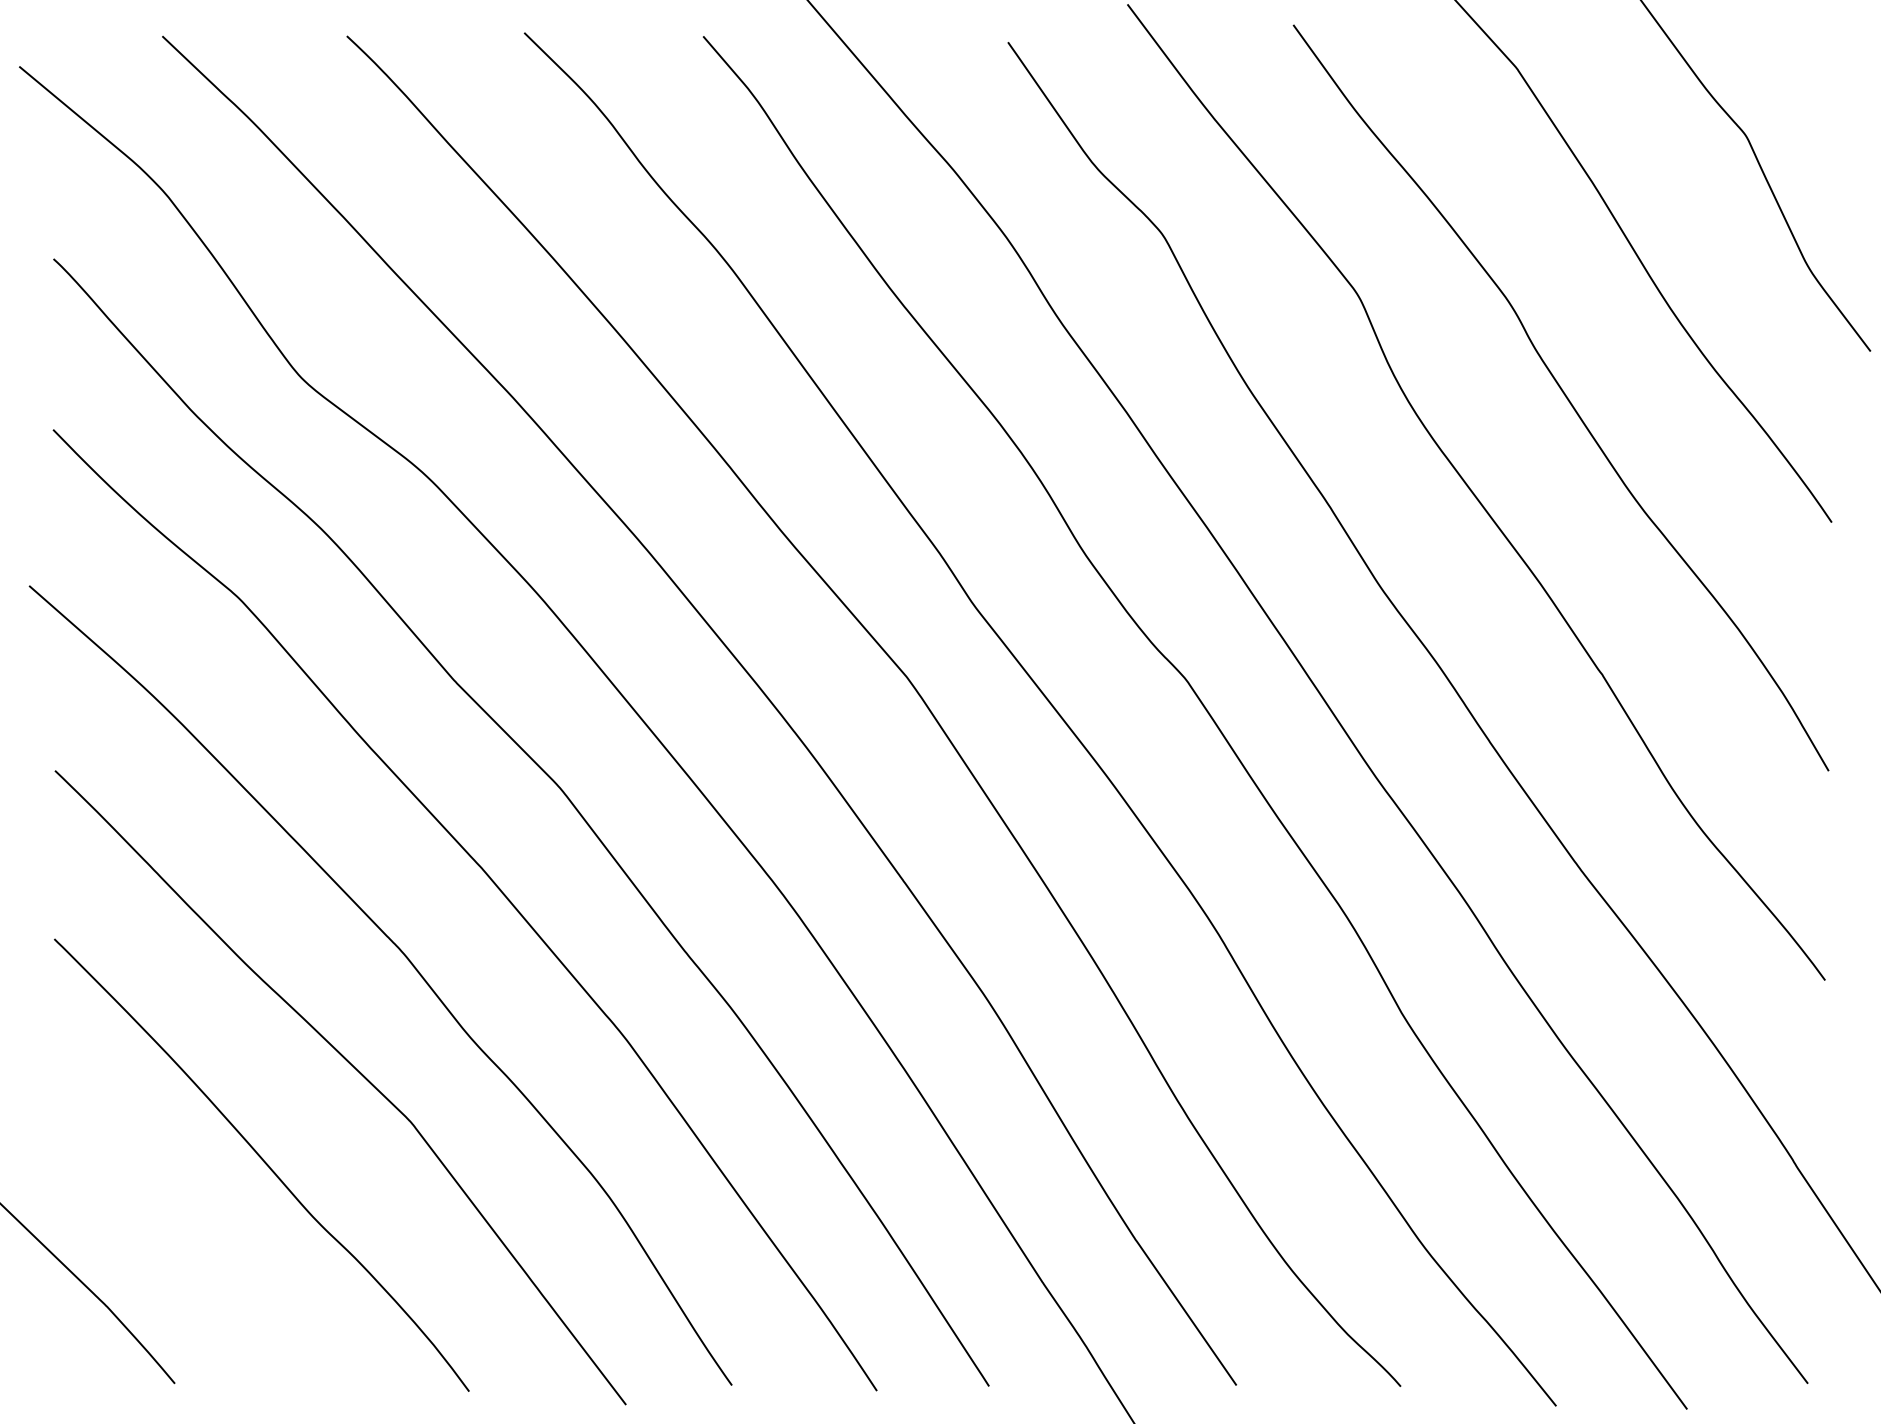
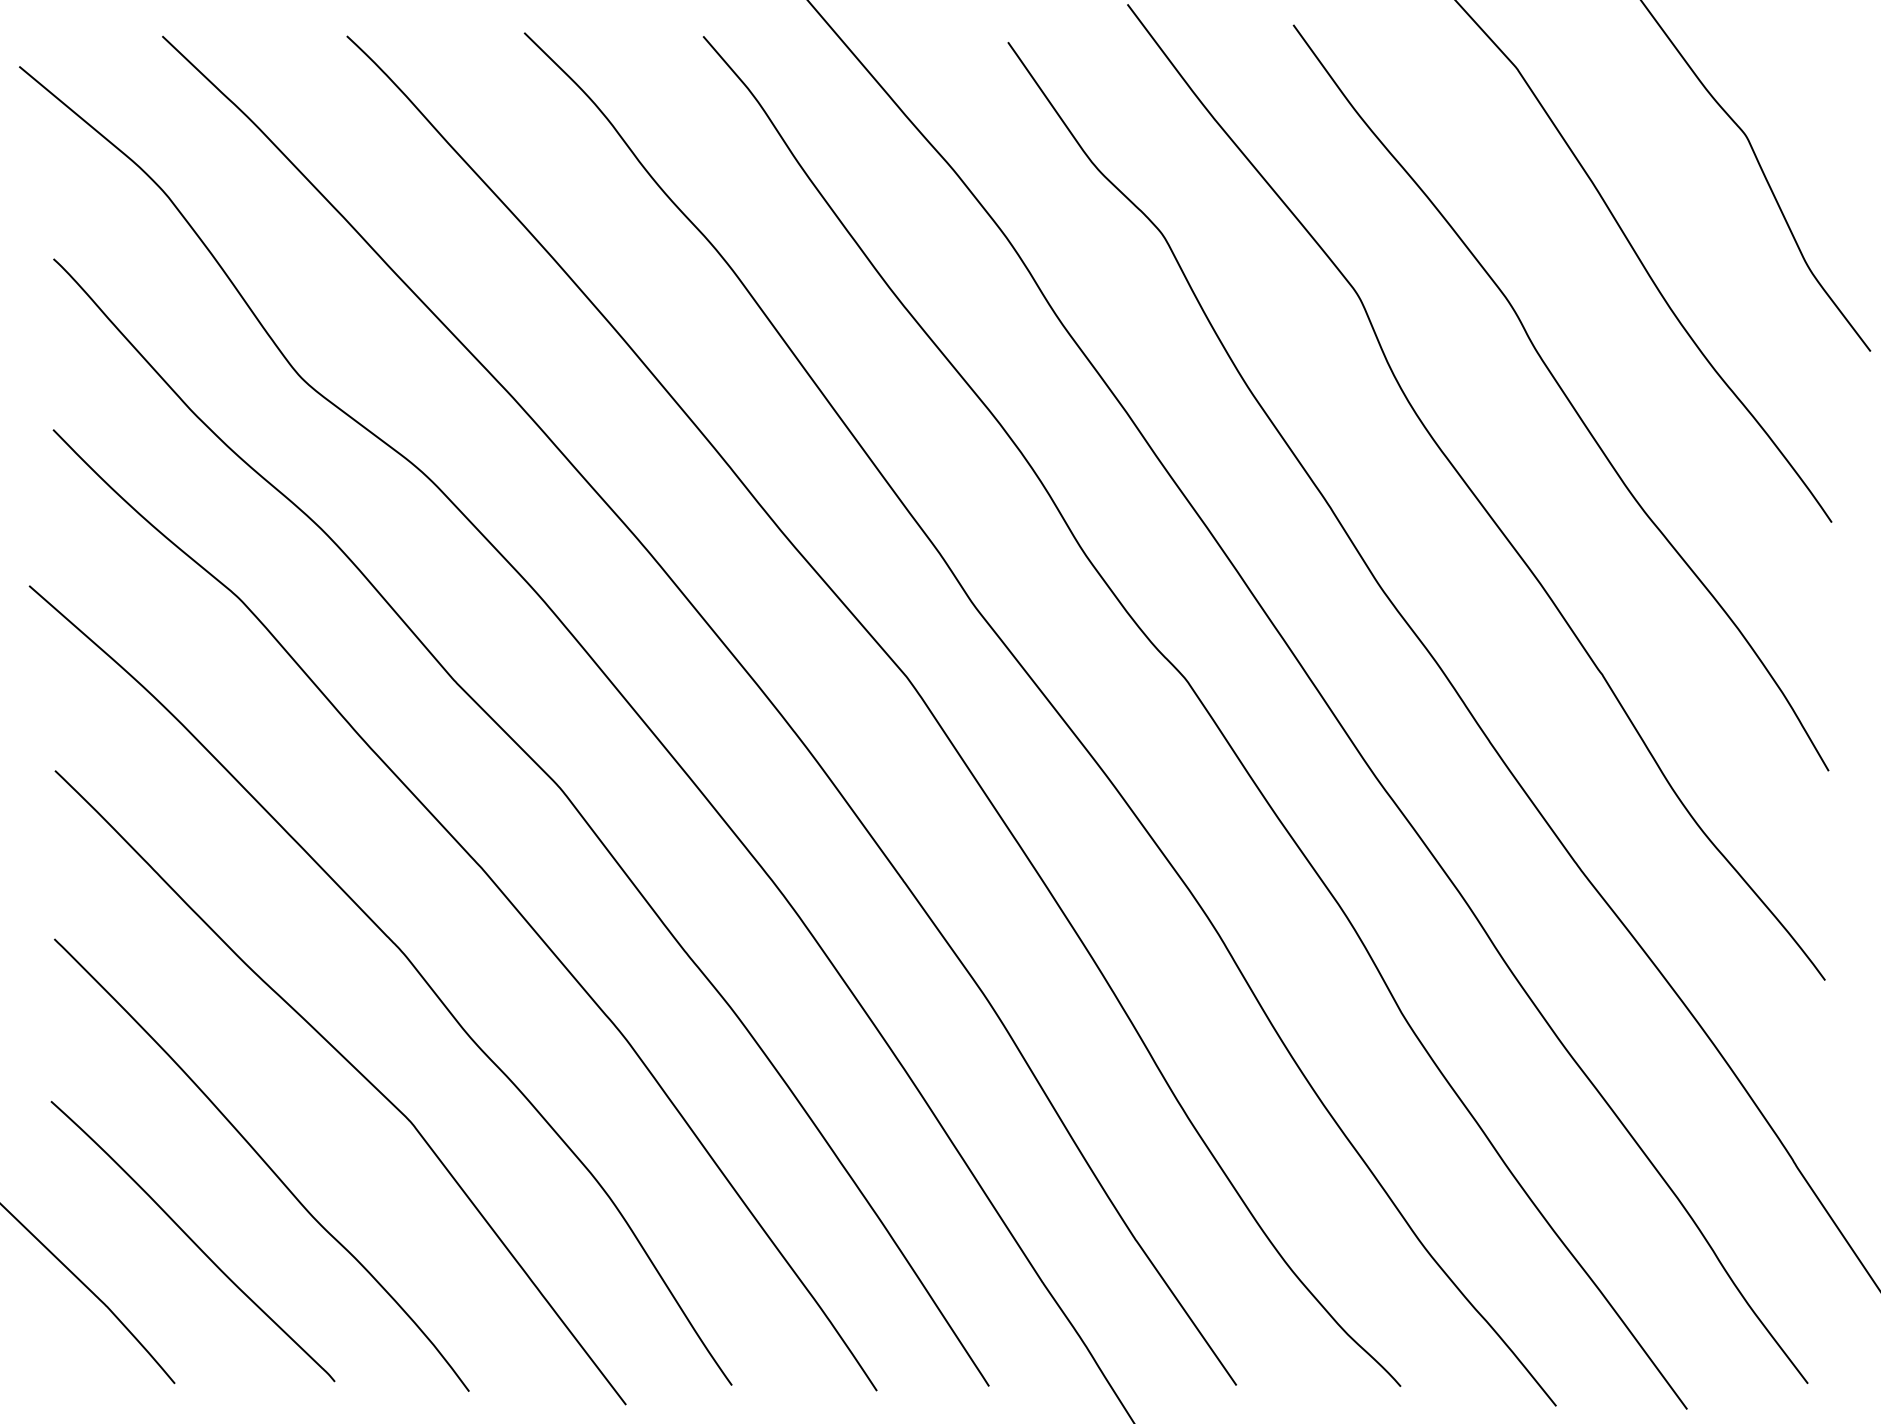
curve: none -> present (192, 1241)
